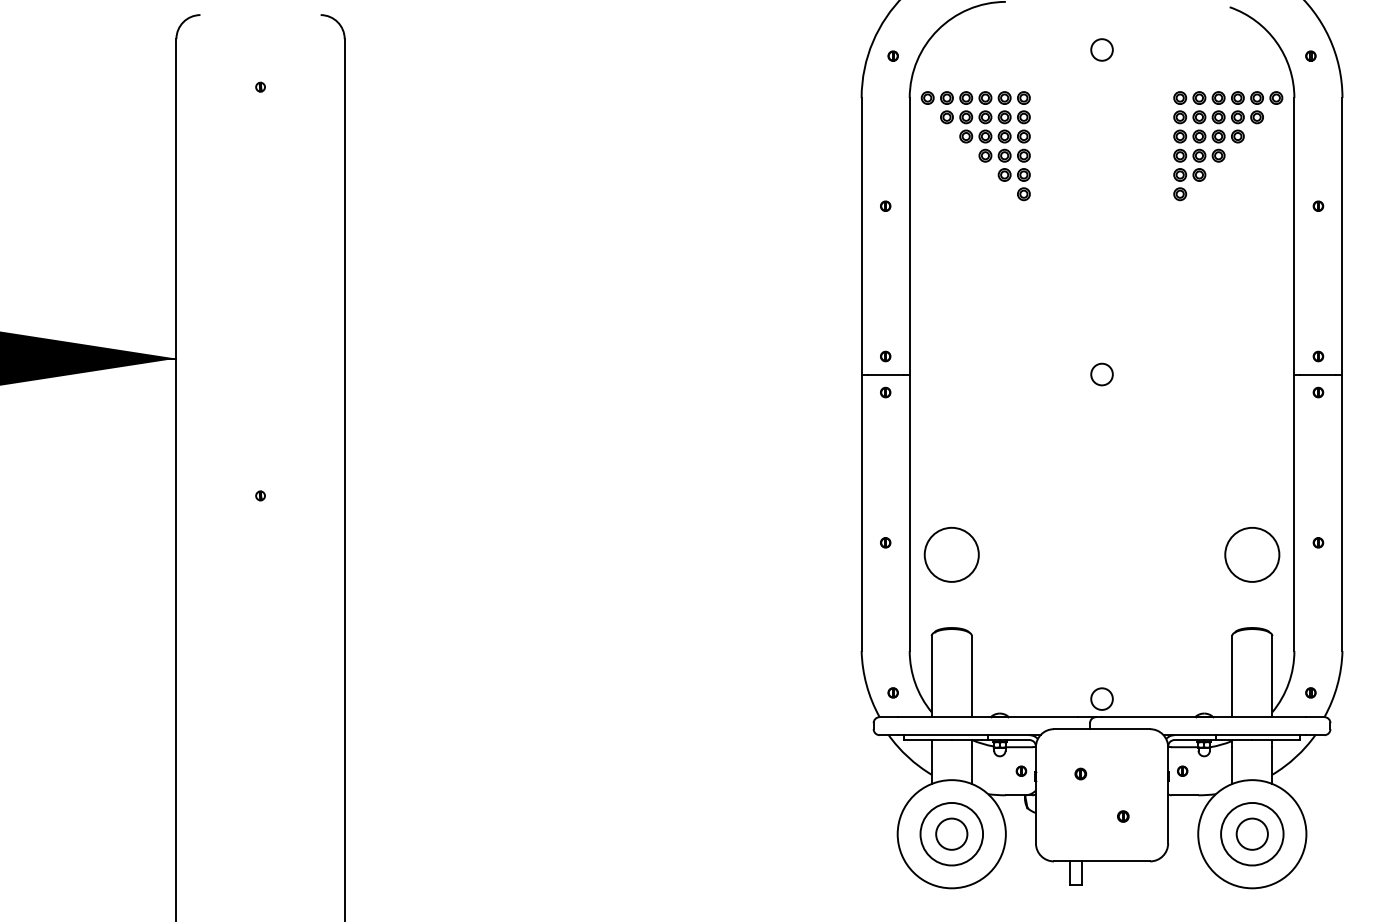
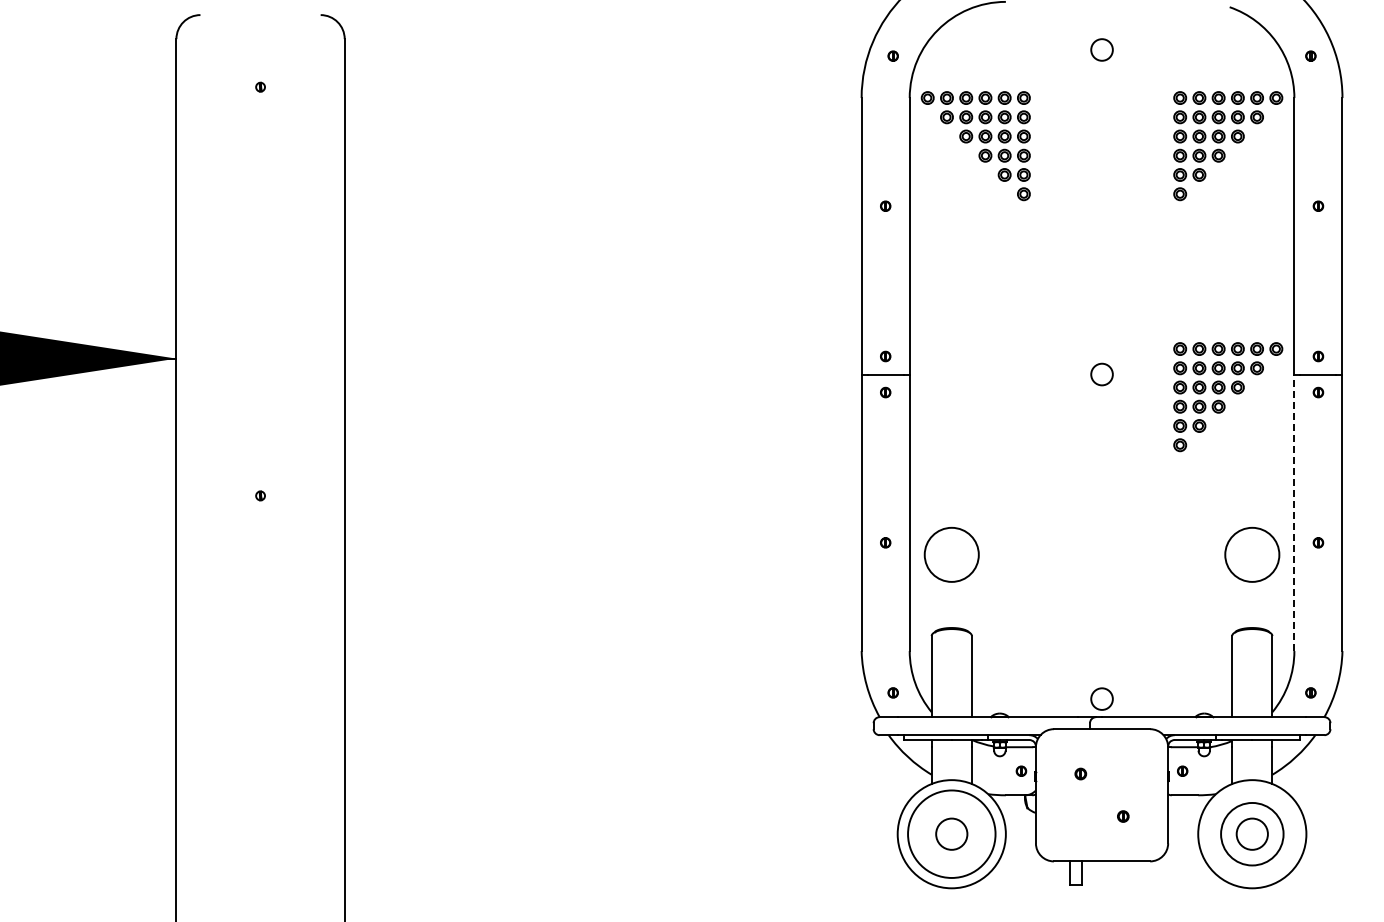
part: none -> present (1223, 401)
line: solid -> dashed (1294, 512)
circle diameter: 63 px -> 88 px (951, 833)
